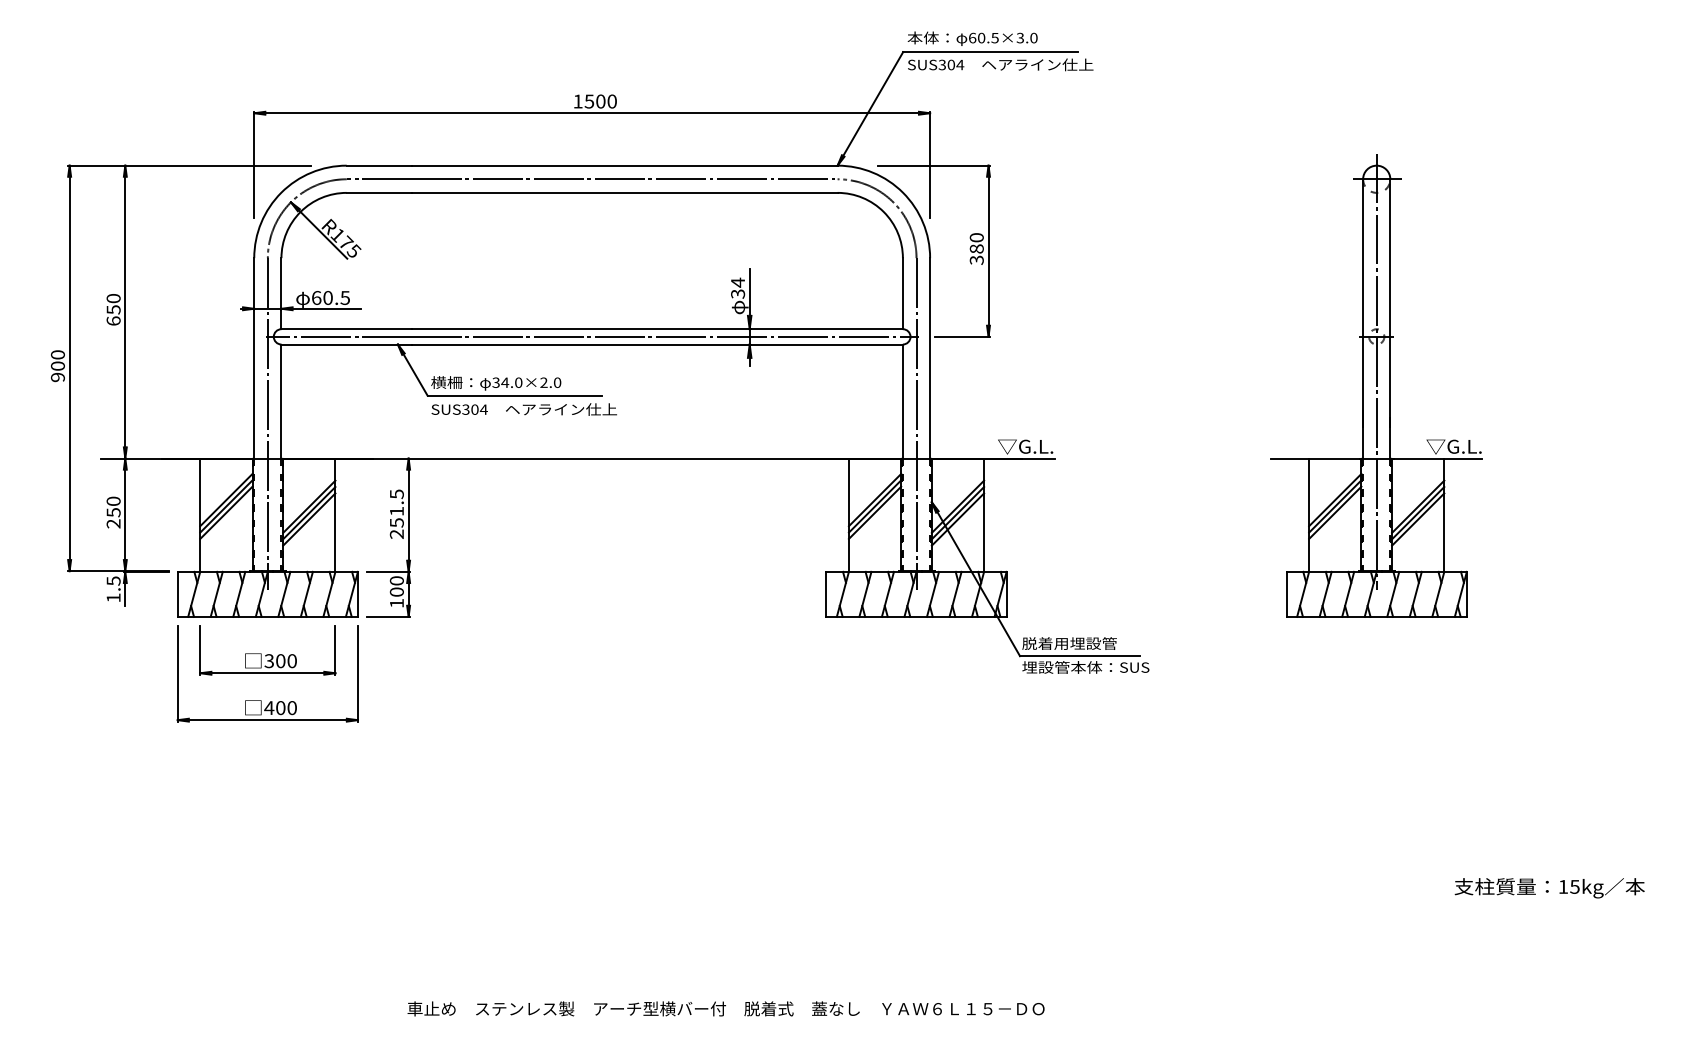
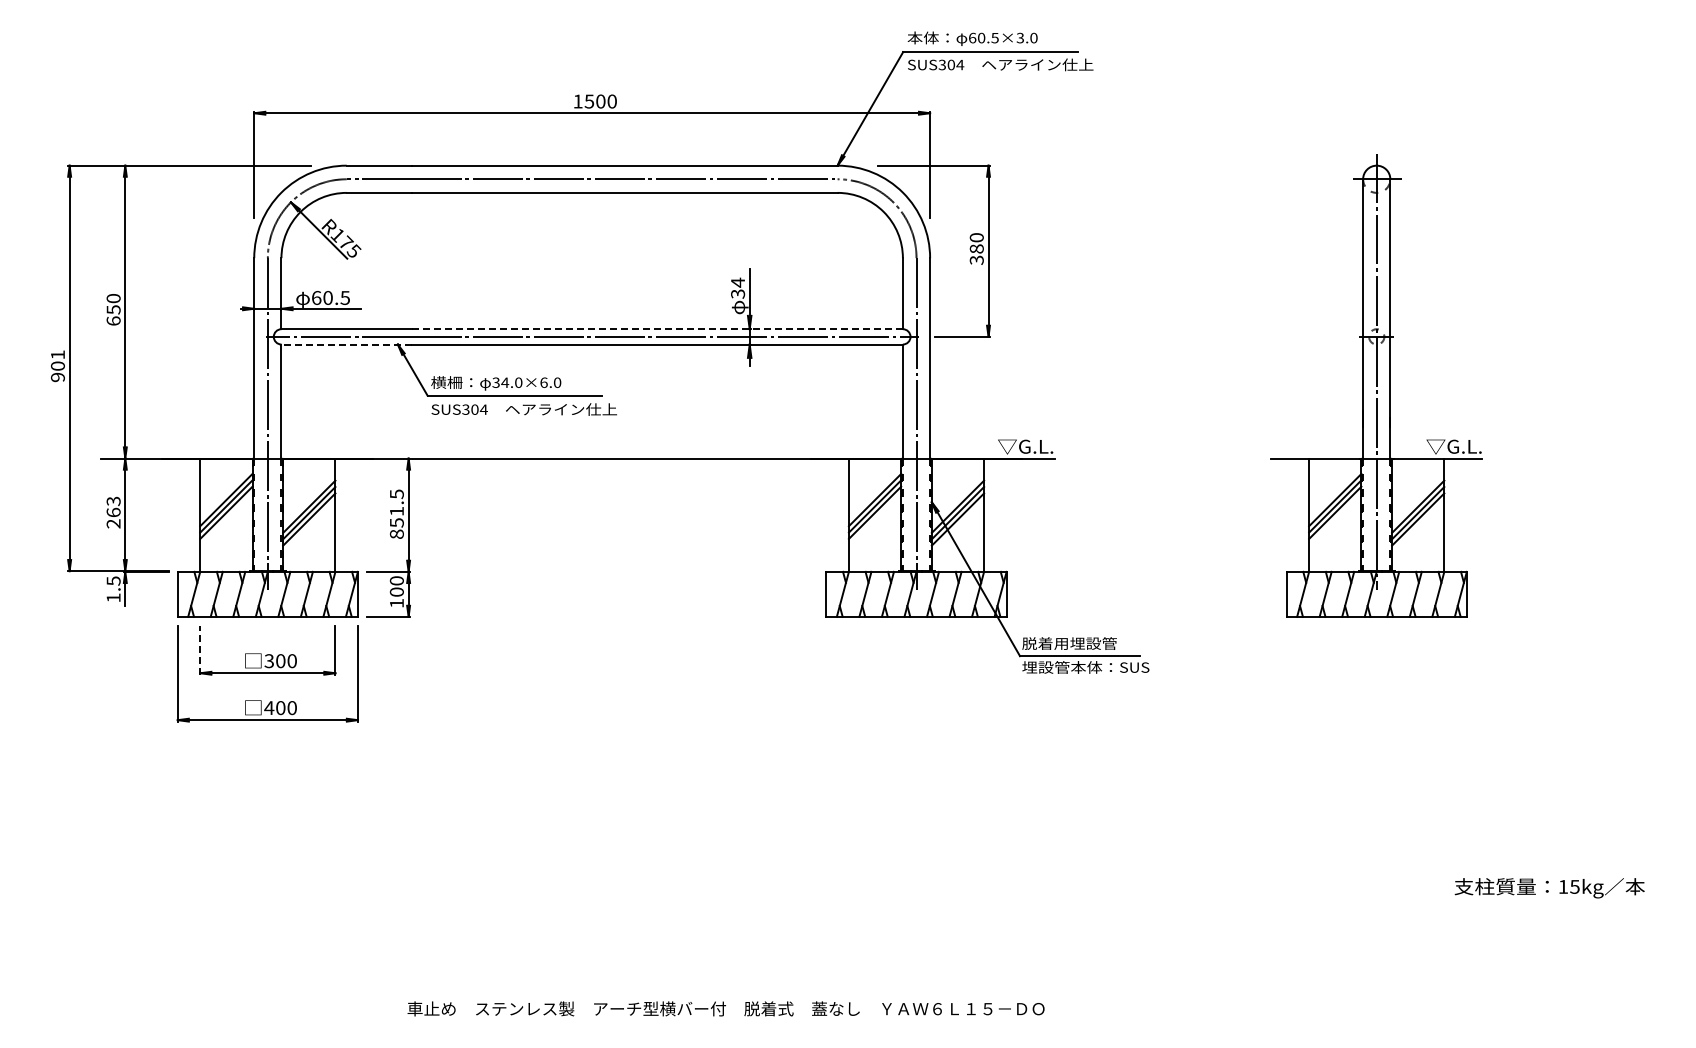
line: solid -> dashed (657, 329)
line: solid -> dashed (346, 344)
text: 900 -> 901 (57, 354)
text: 34.0×2.0 -> 34.0×6.0 (543, 382)
text: 250 -> 263 (113, 506)
text: 251.5 -> 851.5 (396, 533)
line: solid -> dashed (200, 649)
